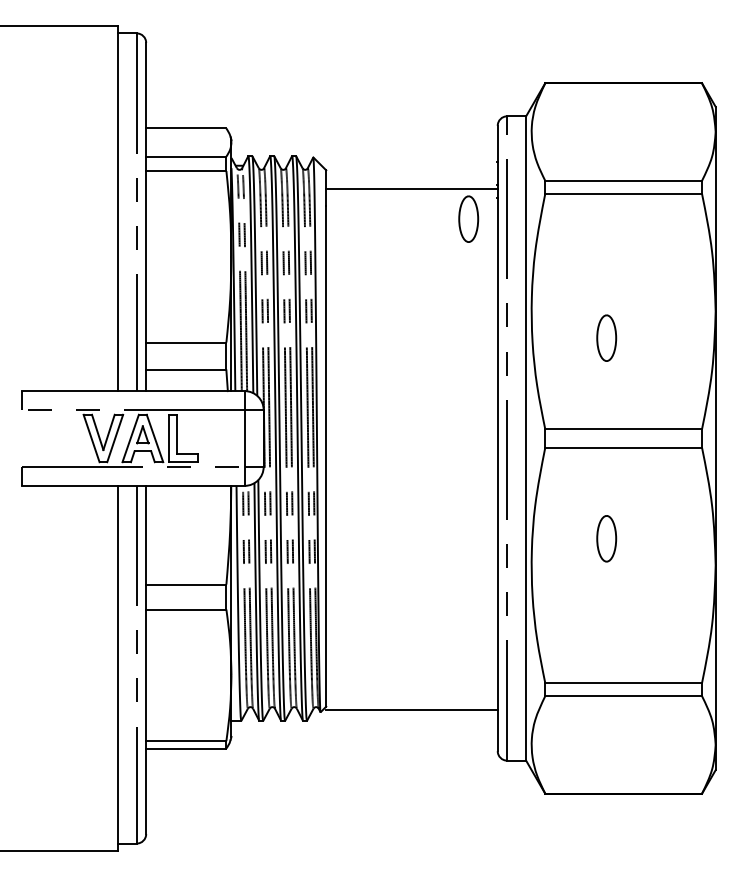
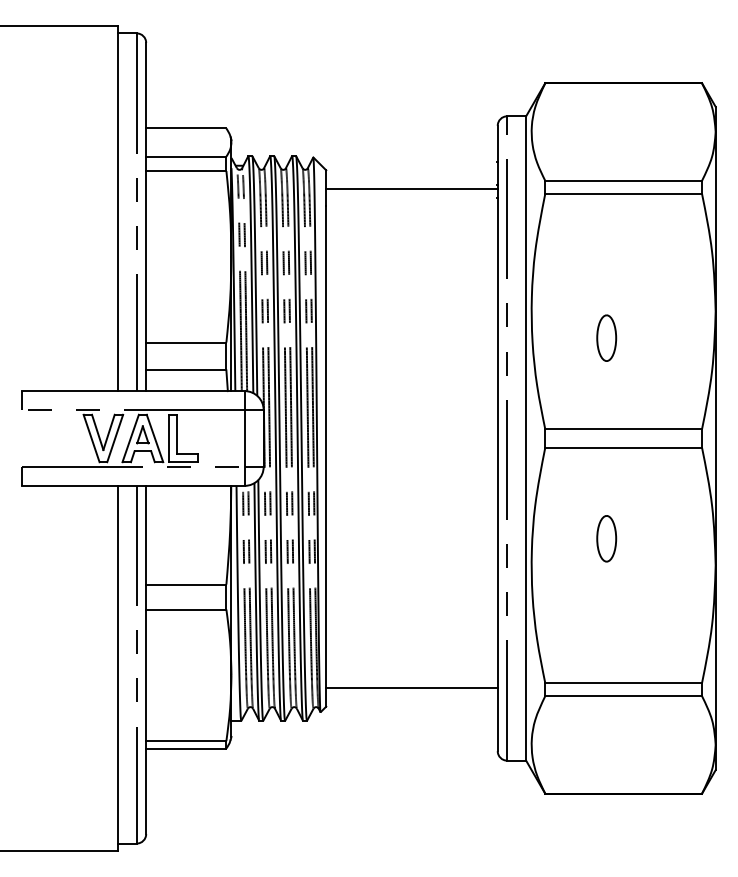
part: present -> none (468, 218)
line position: (411, 710) -> (411, 688) (411, 688)
